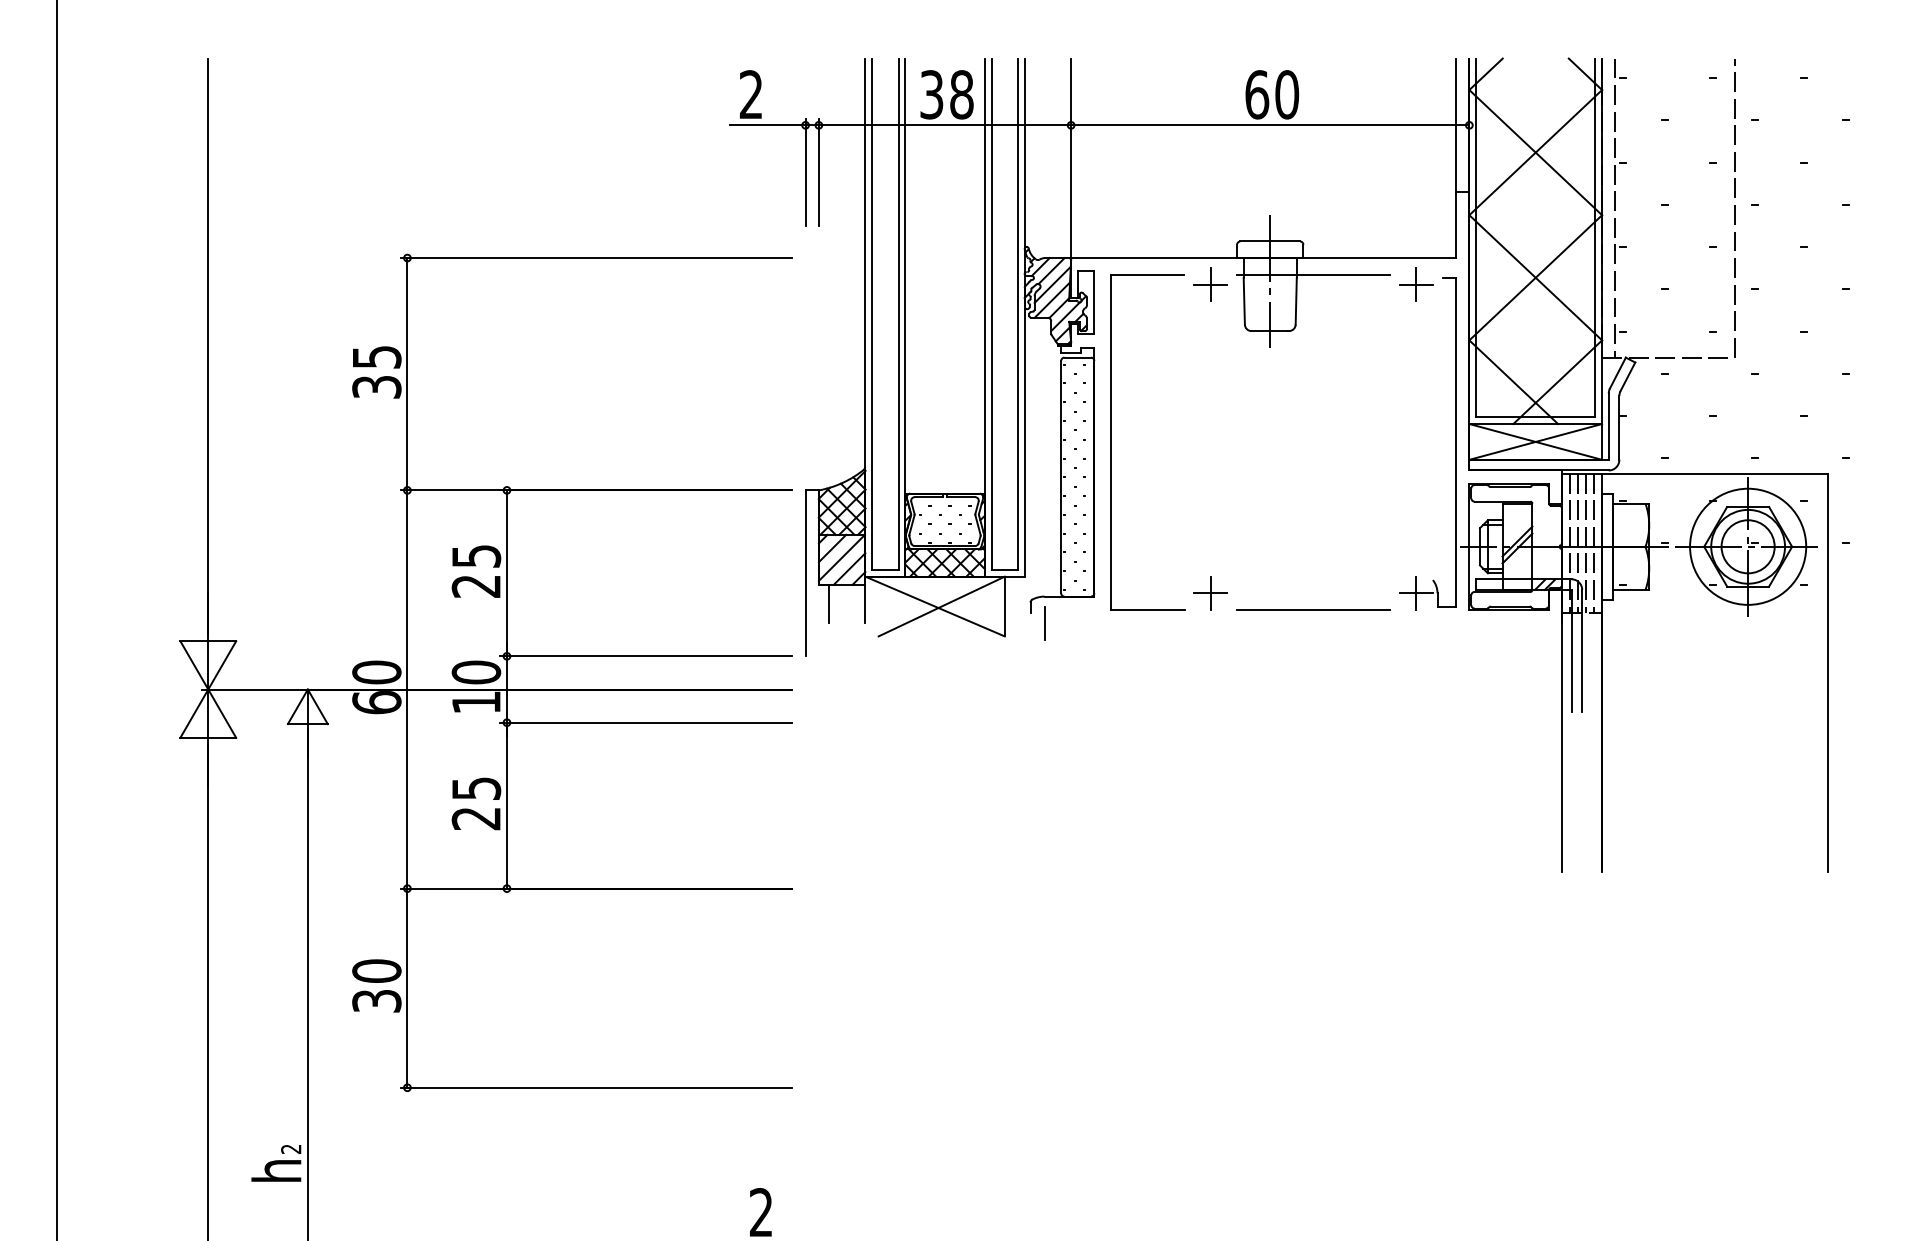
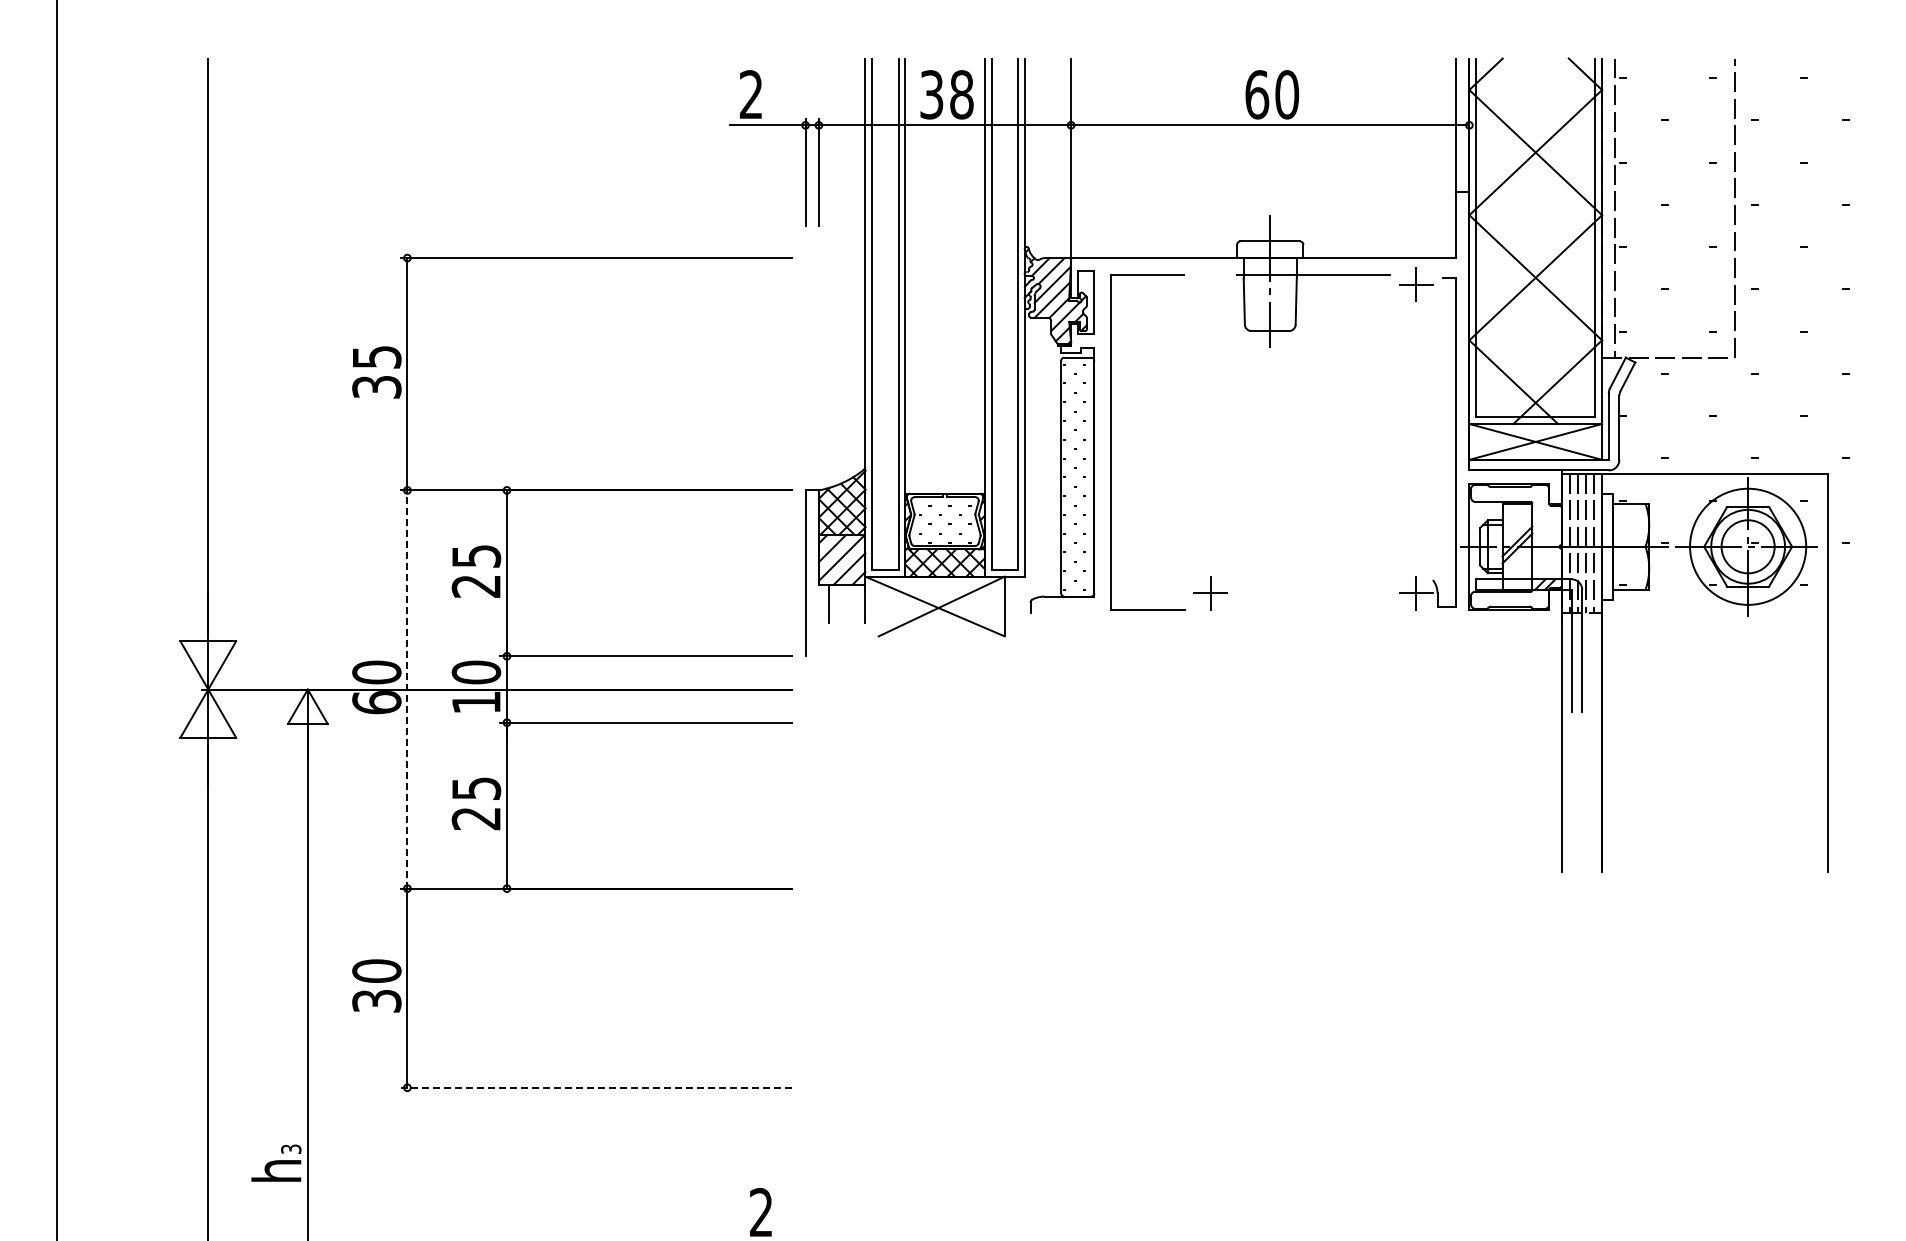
part: present -> none (1210, 284)
line: present -> none (1313, 609)
line: present -> none (1044, 622)
line: solid -> dashed (407, 689)
line: solid -> dashed (596, 1087)
text: 2 -> 3 (291, 1148)
